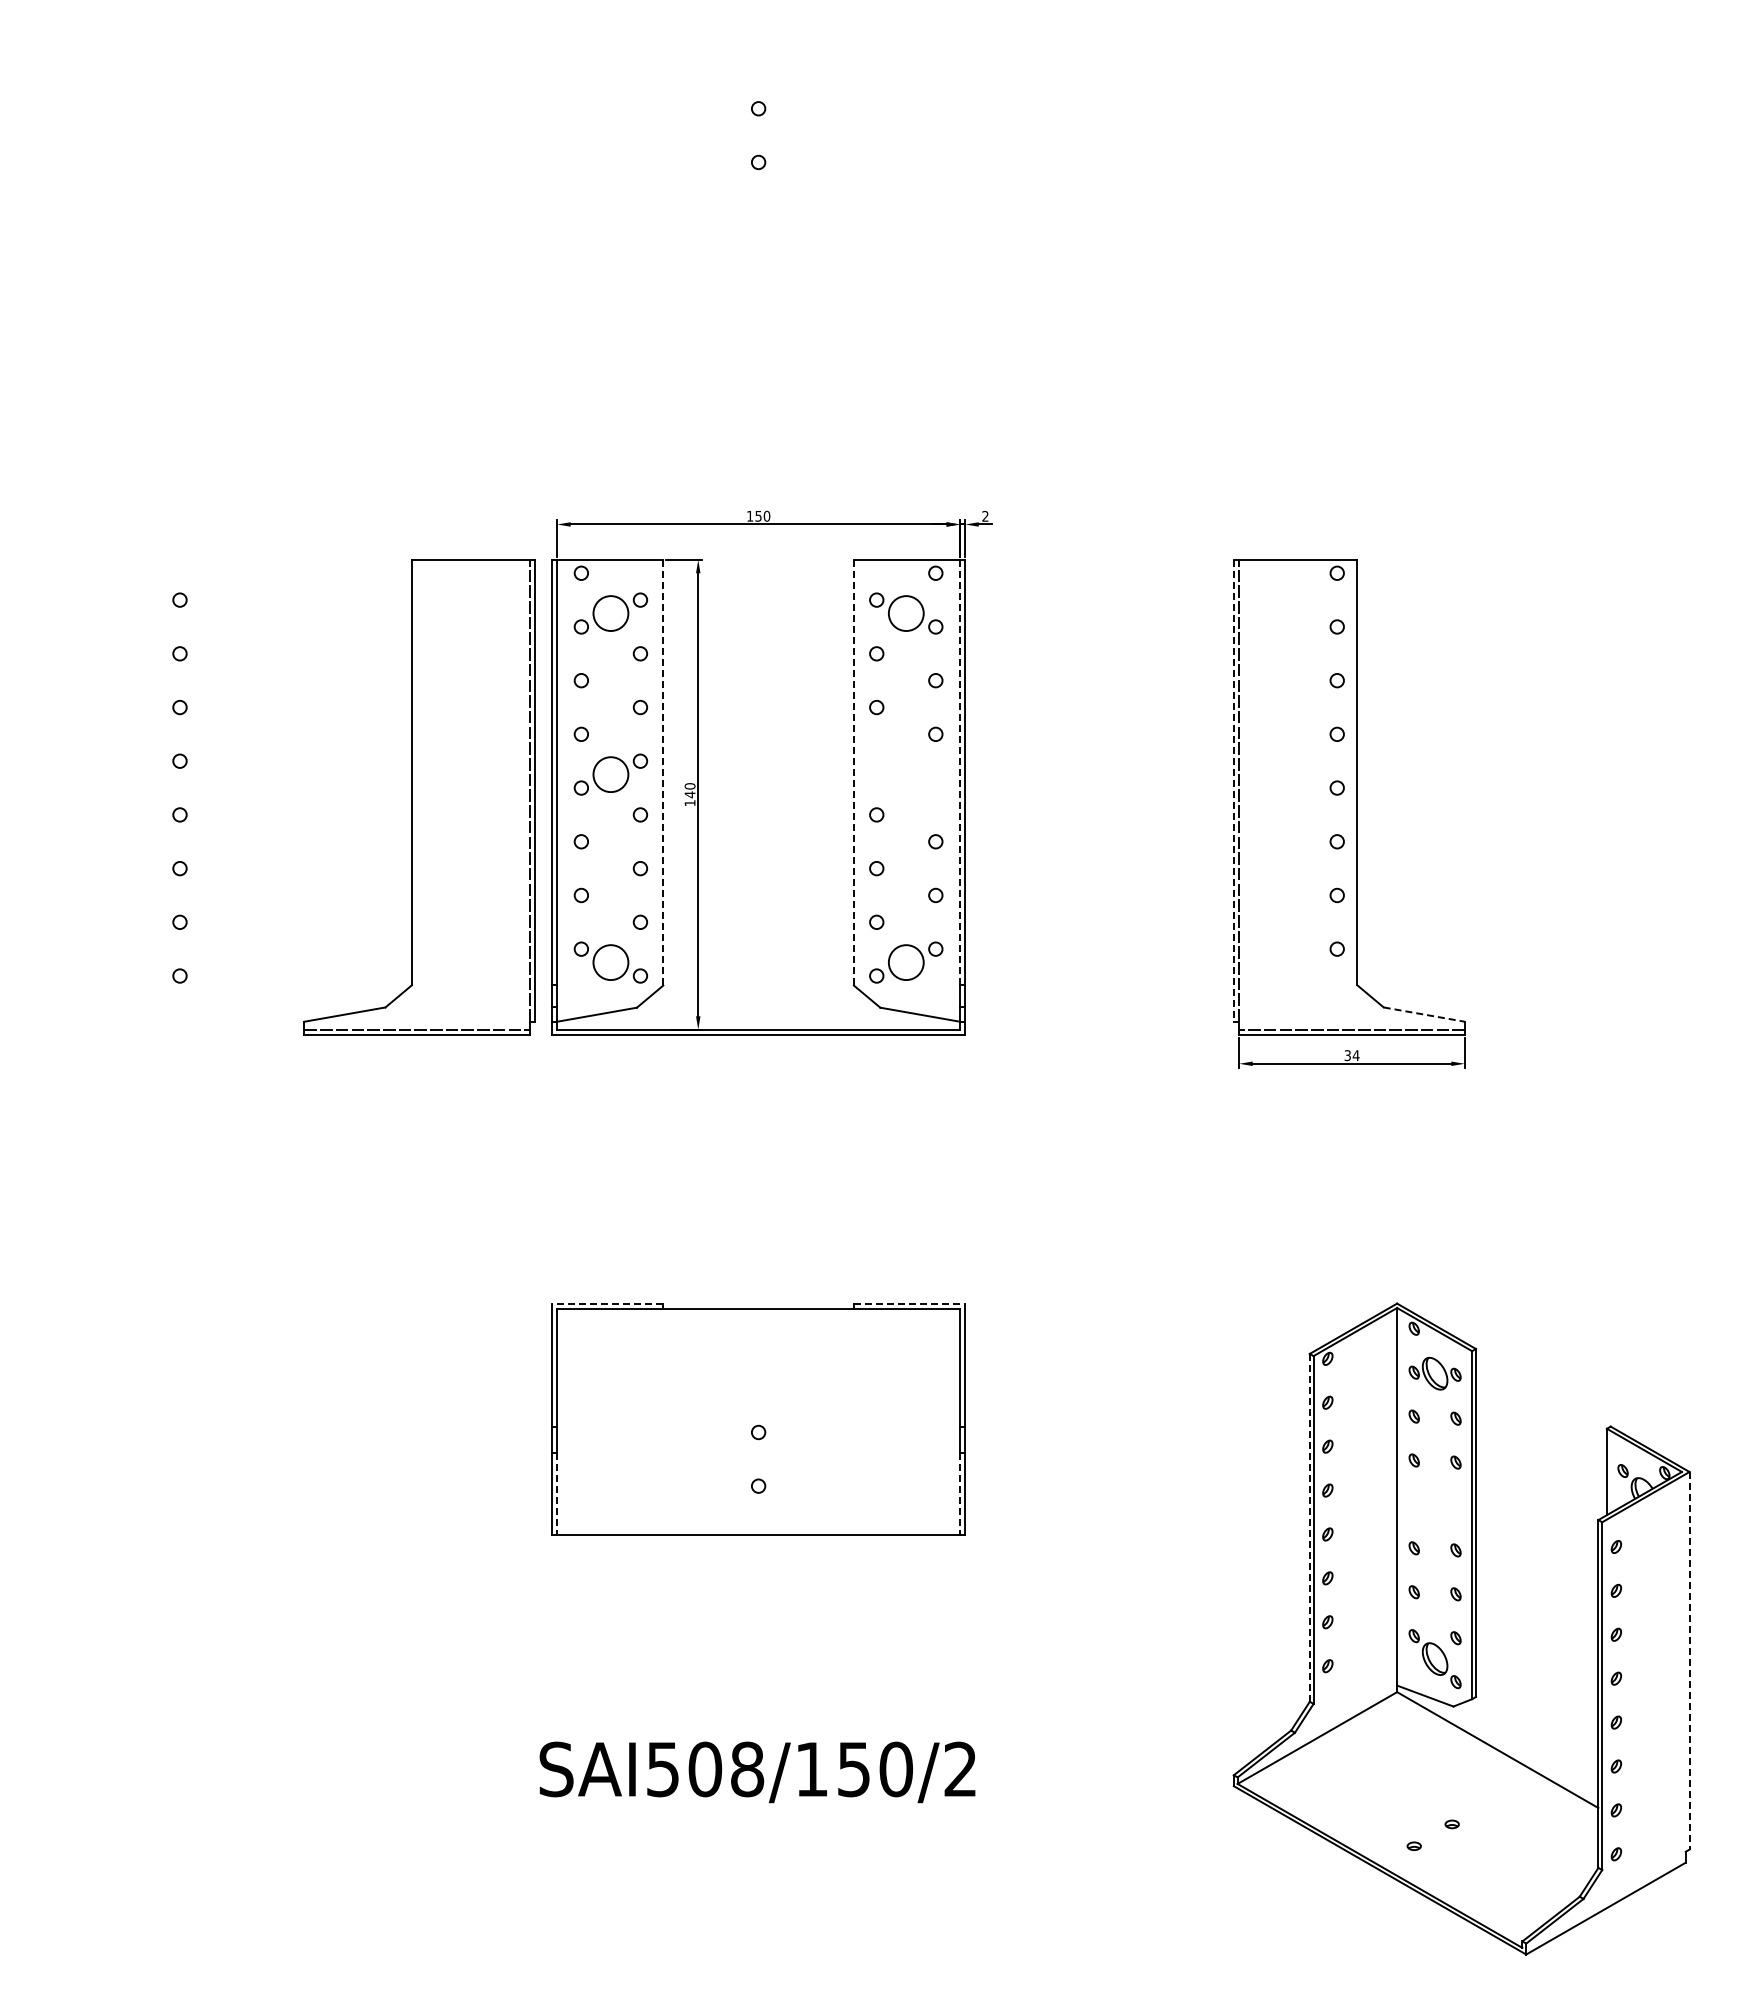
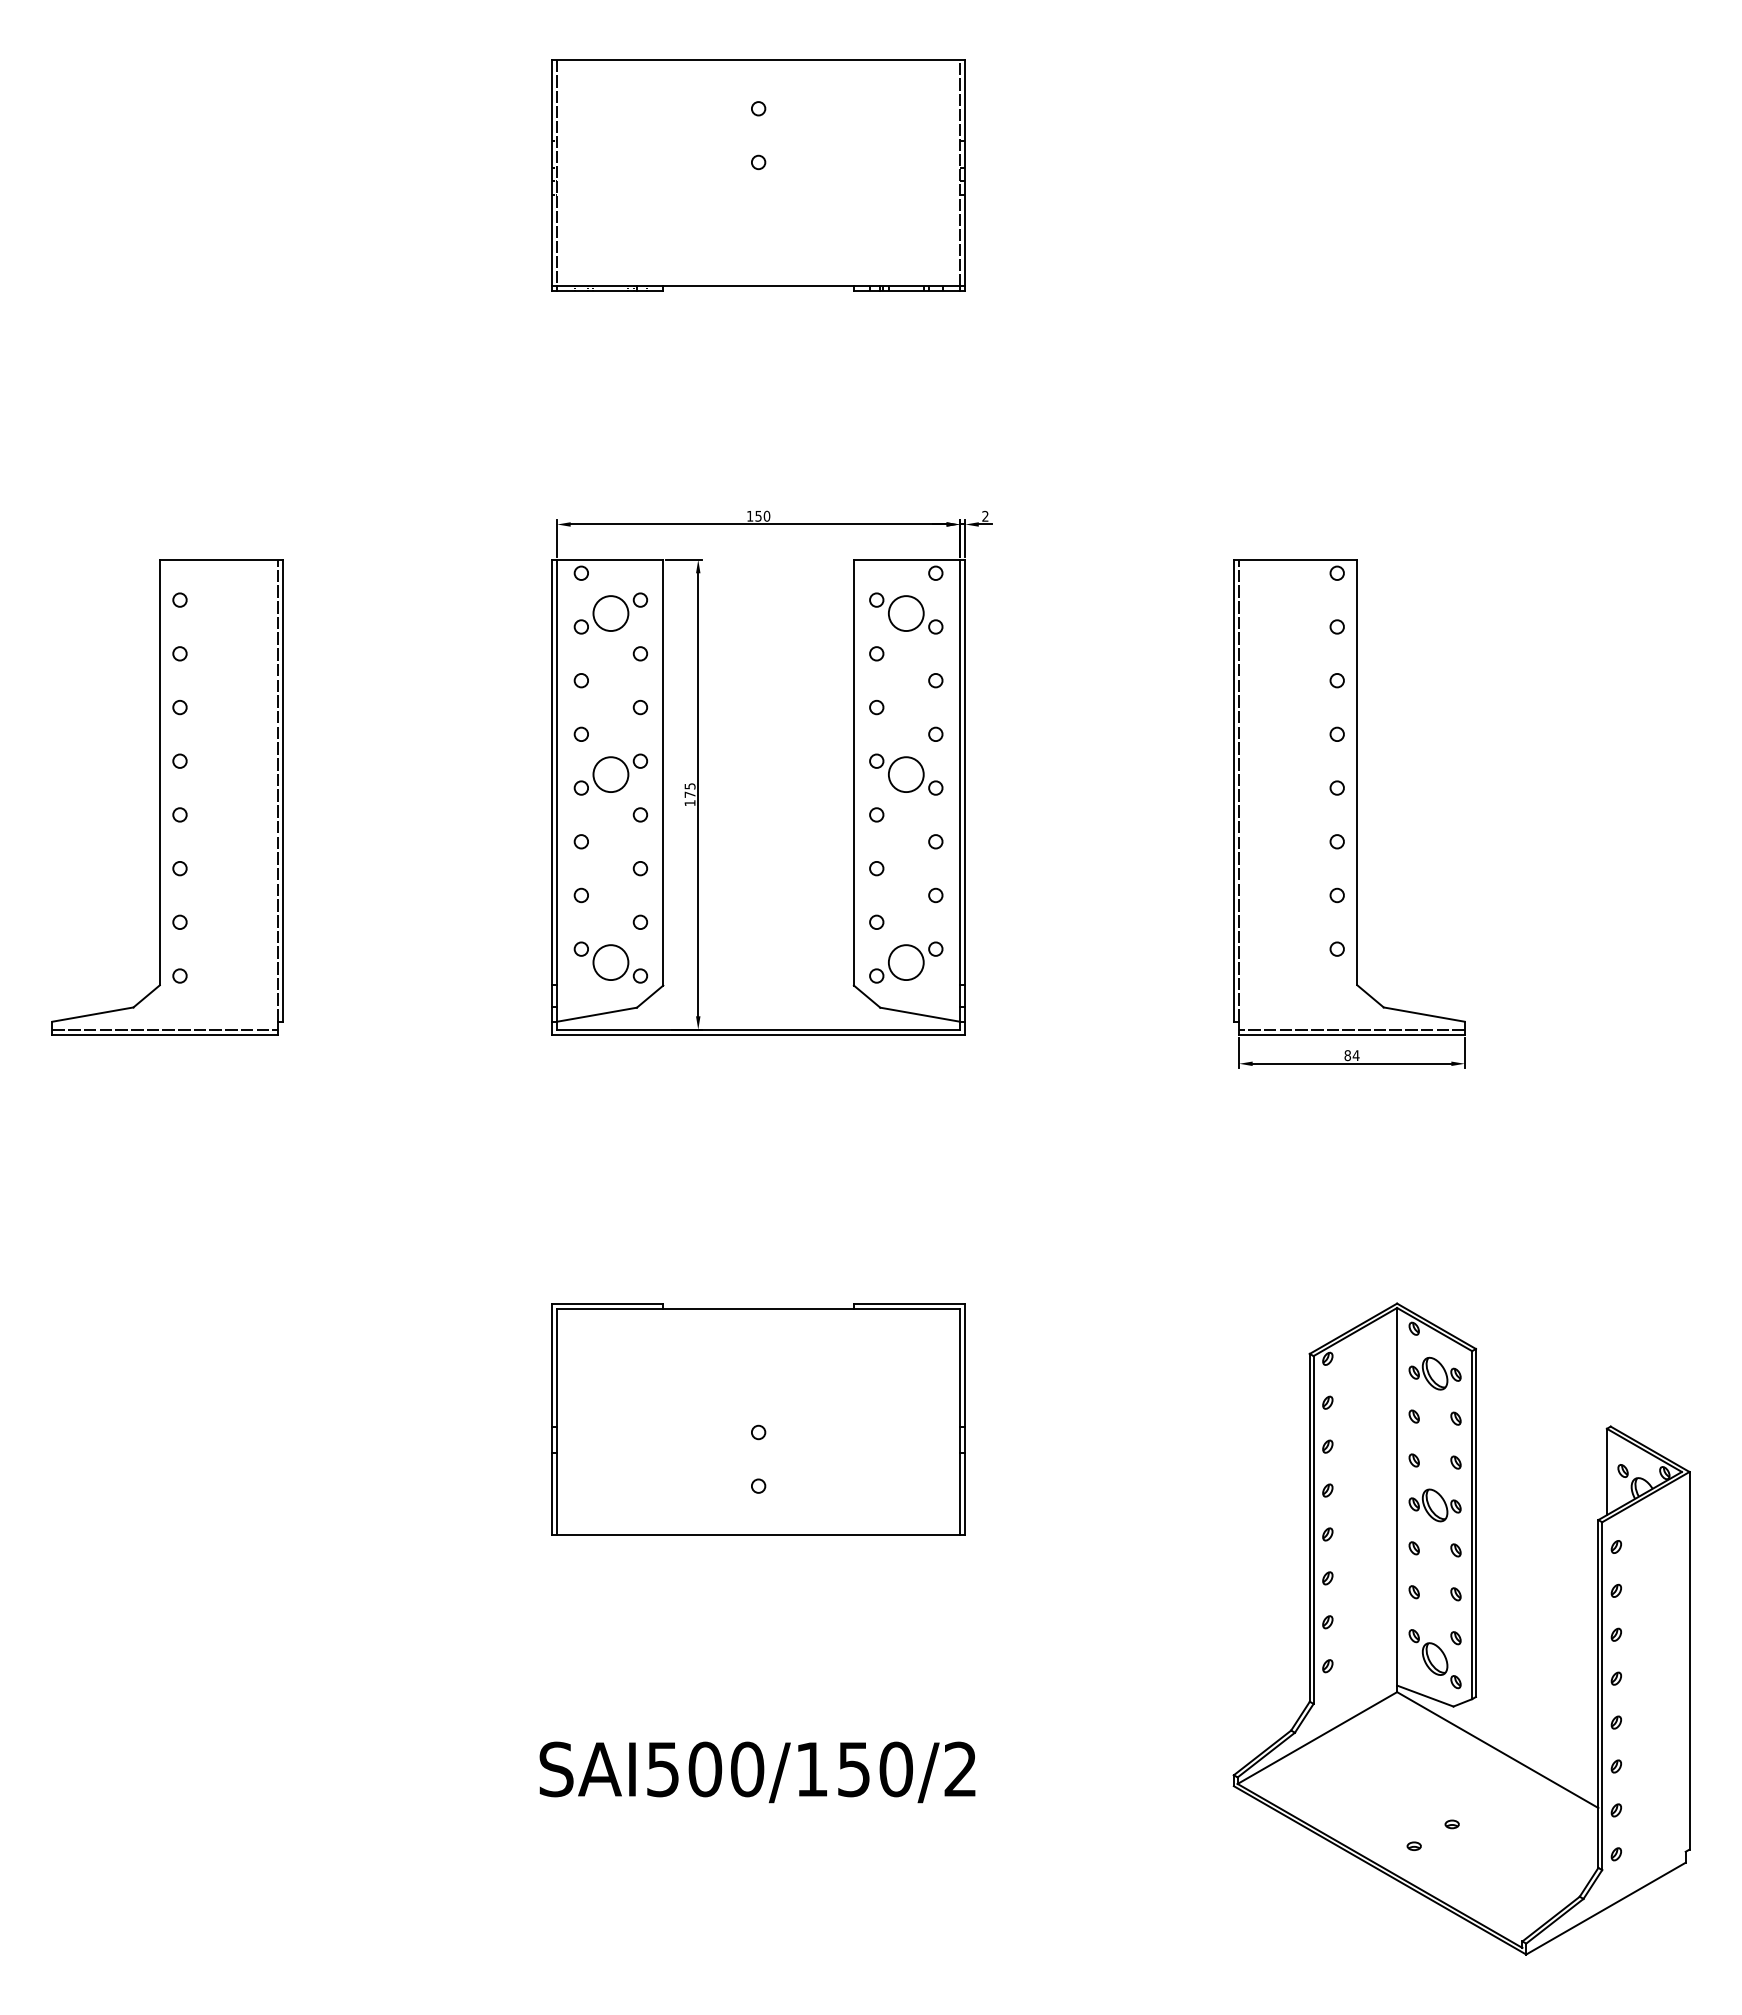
part: none -> present (758, 175)
line: dashed -> solid (663, 772)
line: dashed -> solid (853, 772)
line: dashed -> solid (960, 772)
part: none -> present (906, 774)
text: 140 -> 175 (689, 790)
line: dashed -> solid (1233, 790)
part position: (419, 797) -> (167, 797) (167, 797)
line: dashed -> solid (1424, 1014)
text: 34 -> 84 (1347, 1055)
line: dashed -> solid (607, 1303)
line: dashed -> solid (909, 1303)
line: dashed -> solid (557, 1494)
line: dashed -> solid (960, 1494)
part: none -> present (1434, 1505)
line: dashed -> solid (1309, 1527)
line: dashed -> solid (1689, 1660)
text: SAI508/150/2 -> SAI500/150/2 (747, 1769)
